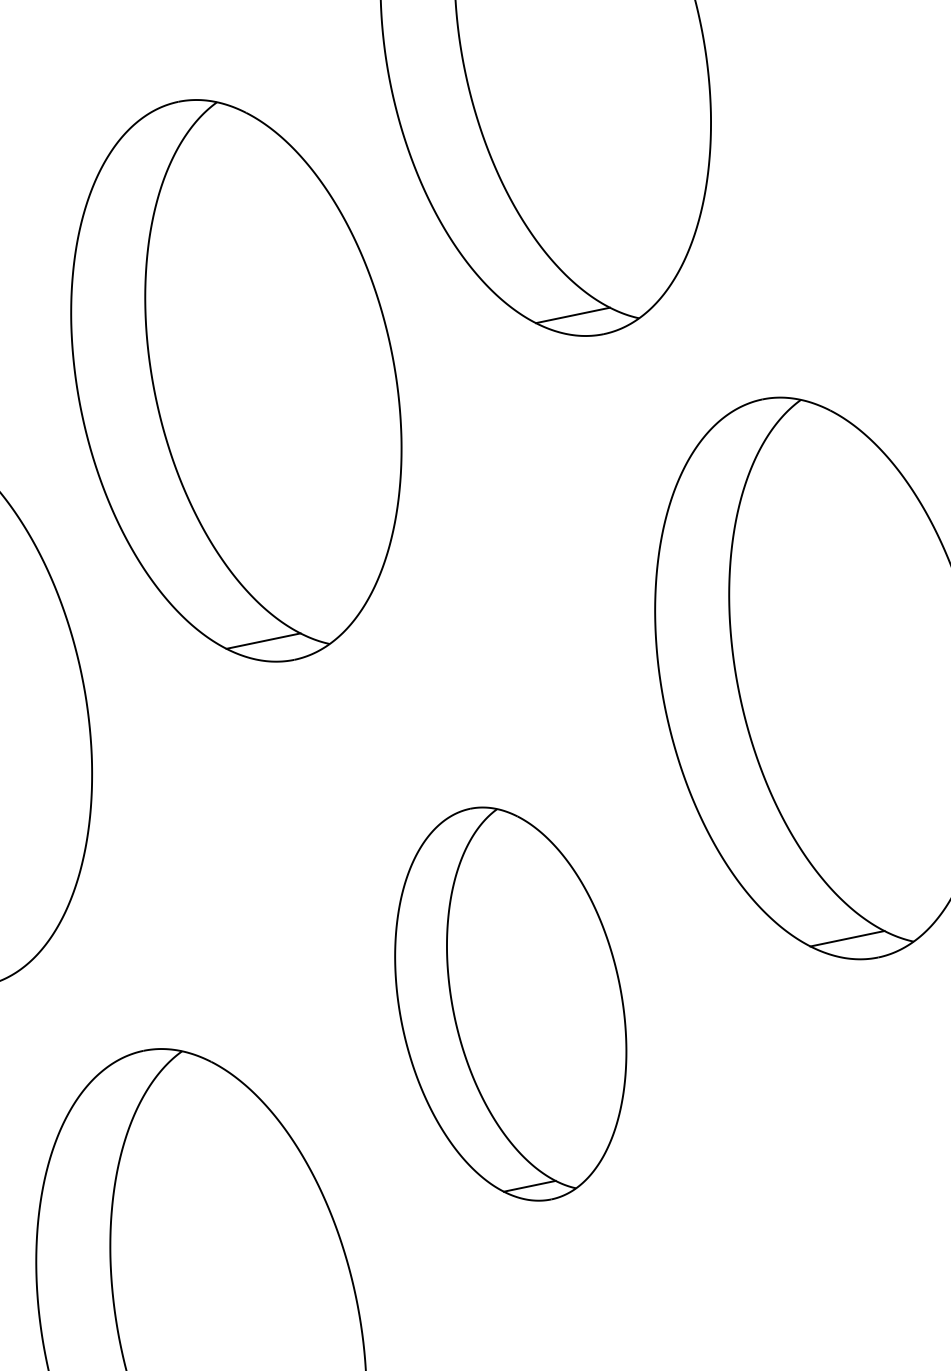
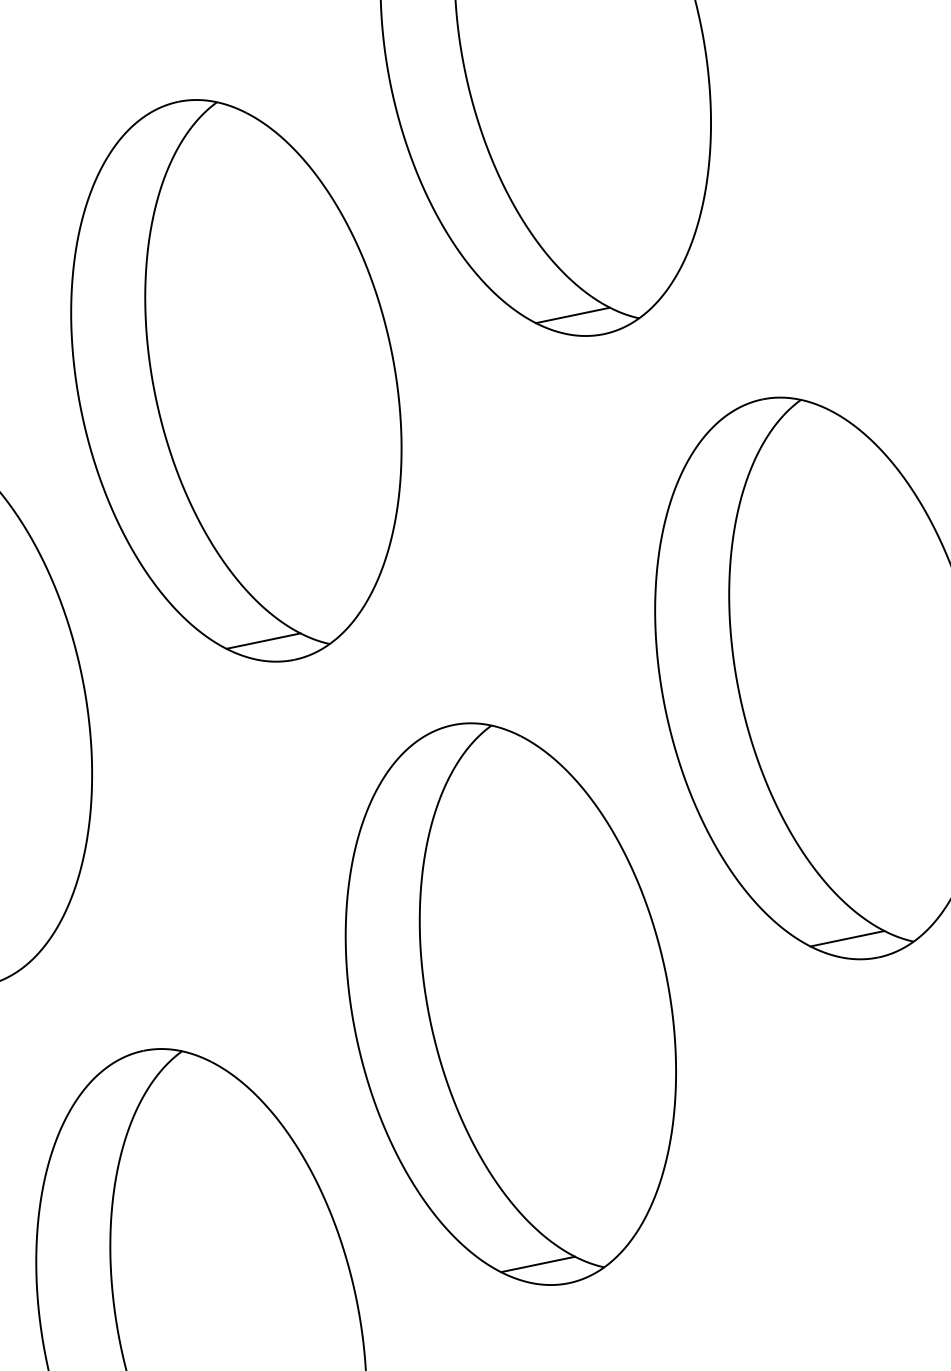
part size: 234x396 px -> 333x564 px (510, 1003)
